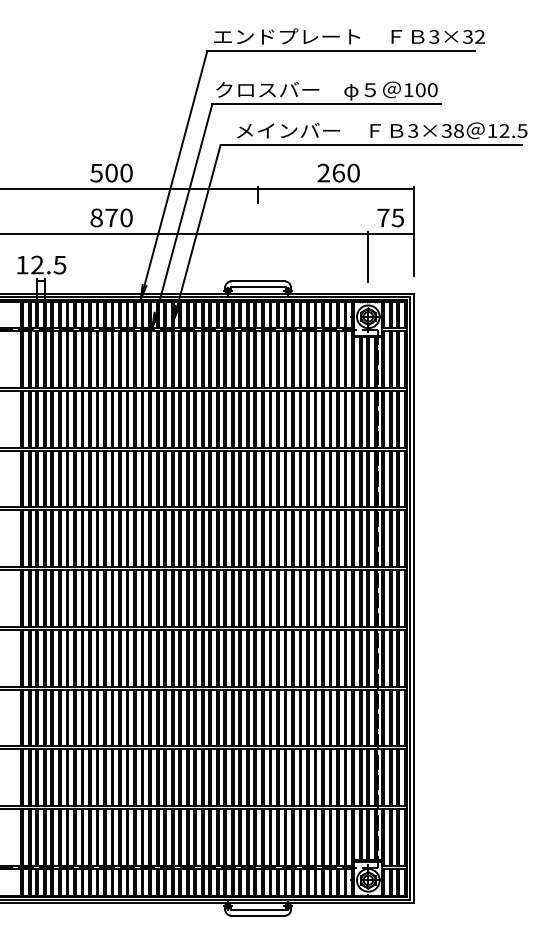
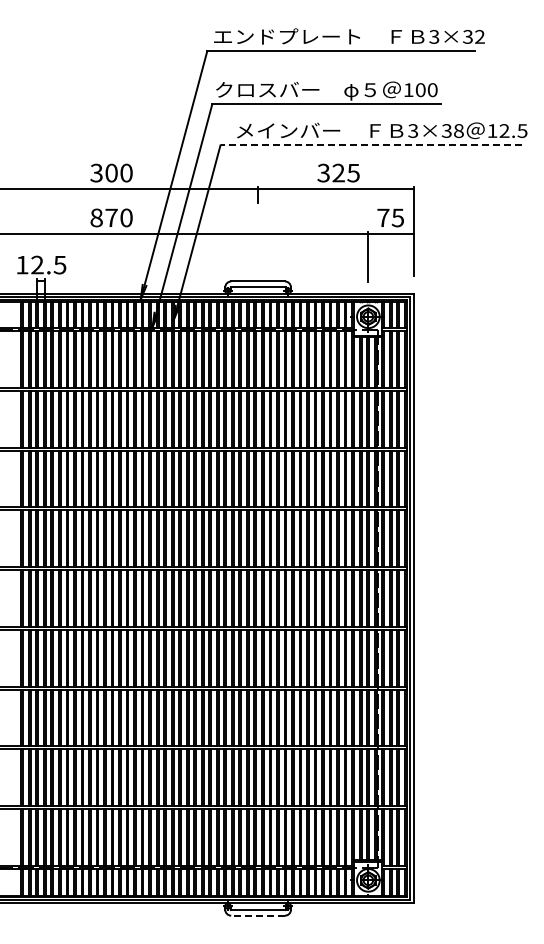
line: solid -> dashed (371, 145)
text: 500 -> 300 (96, 172)
text: 260 -> 325 (338, 172)
line: solid -> dashed (258, 915)
